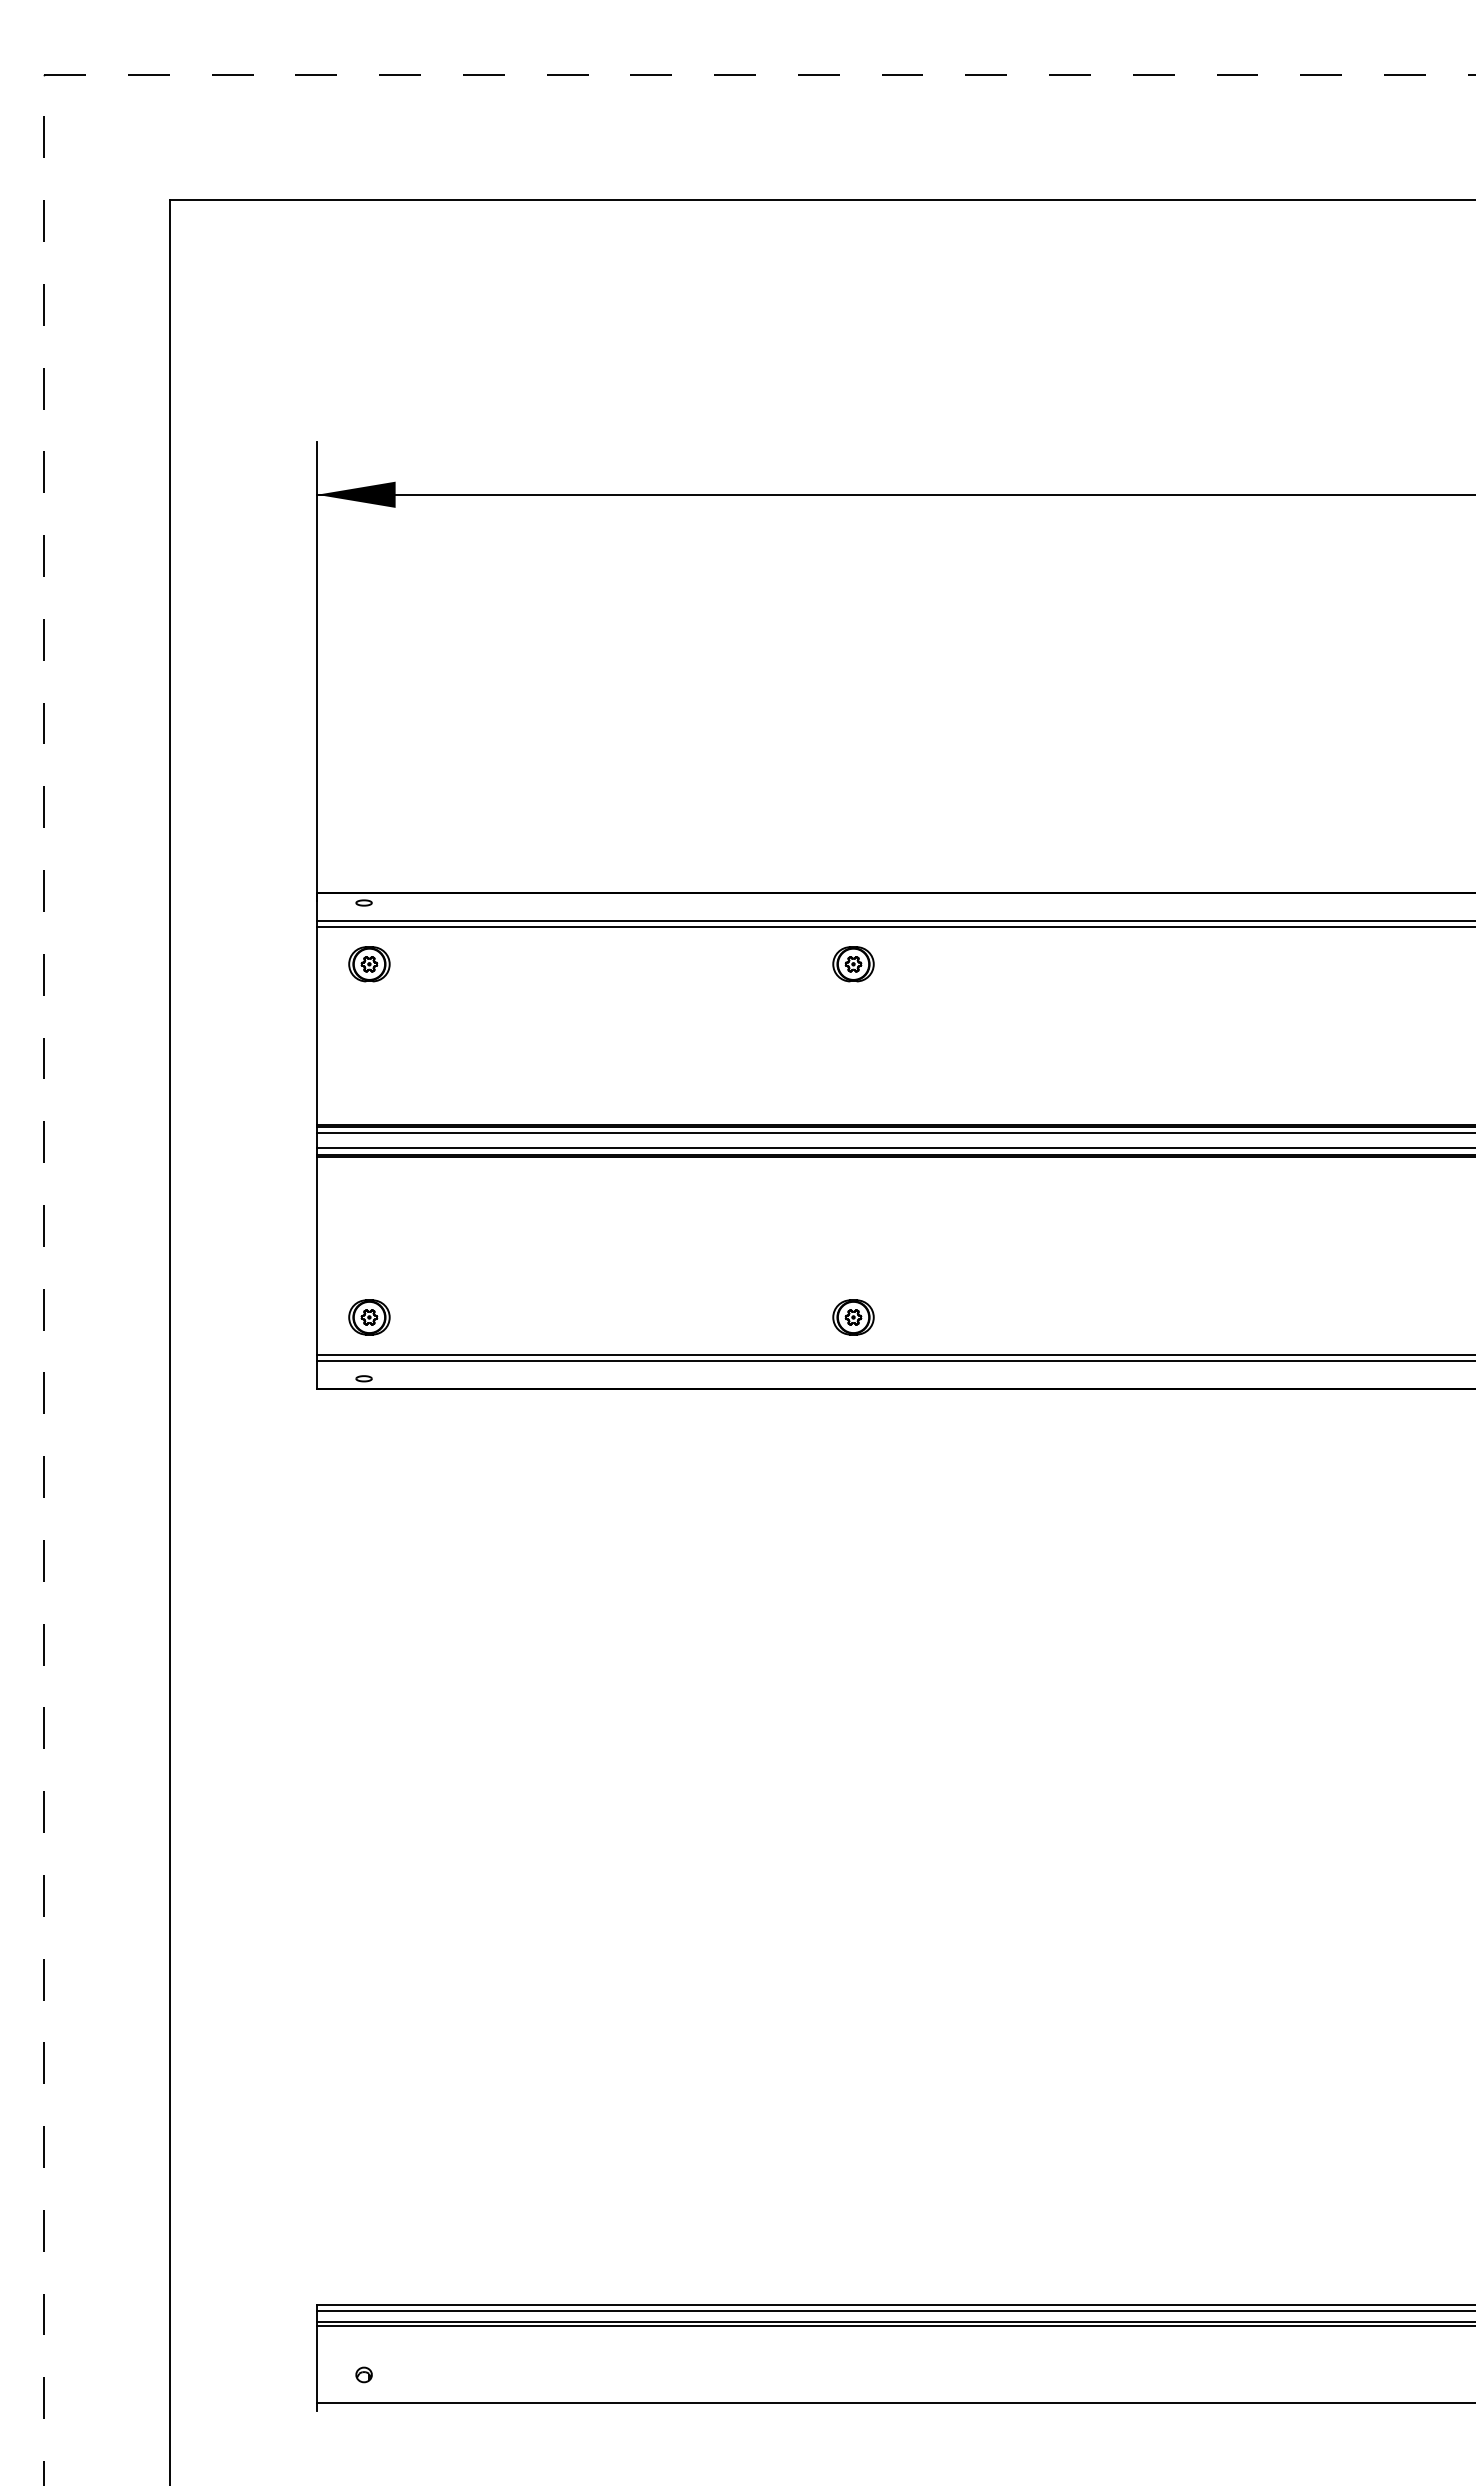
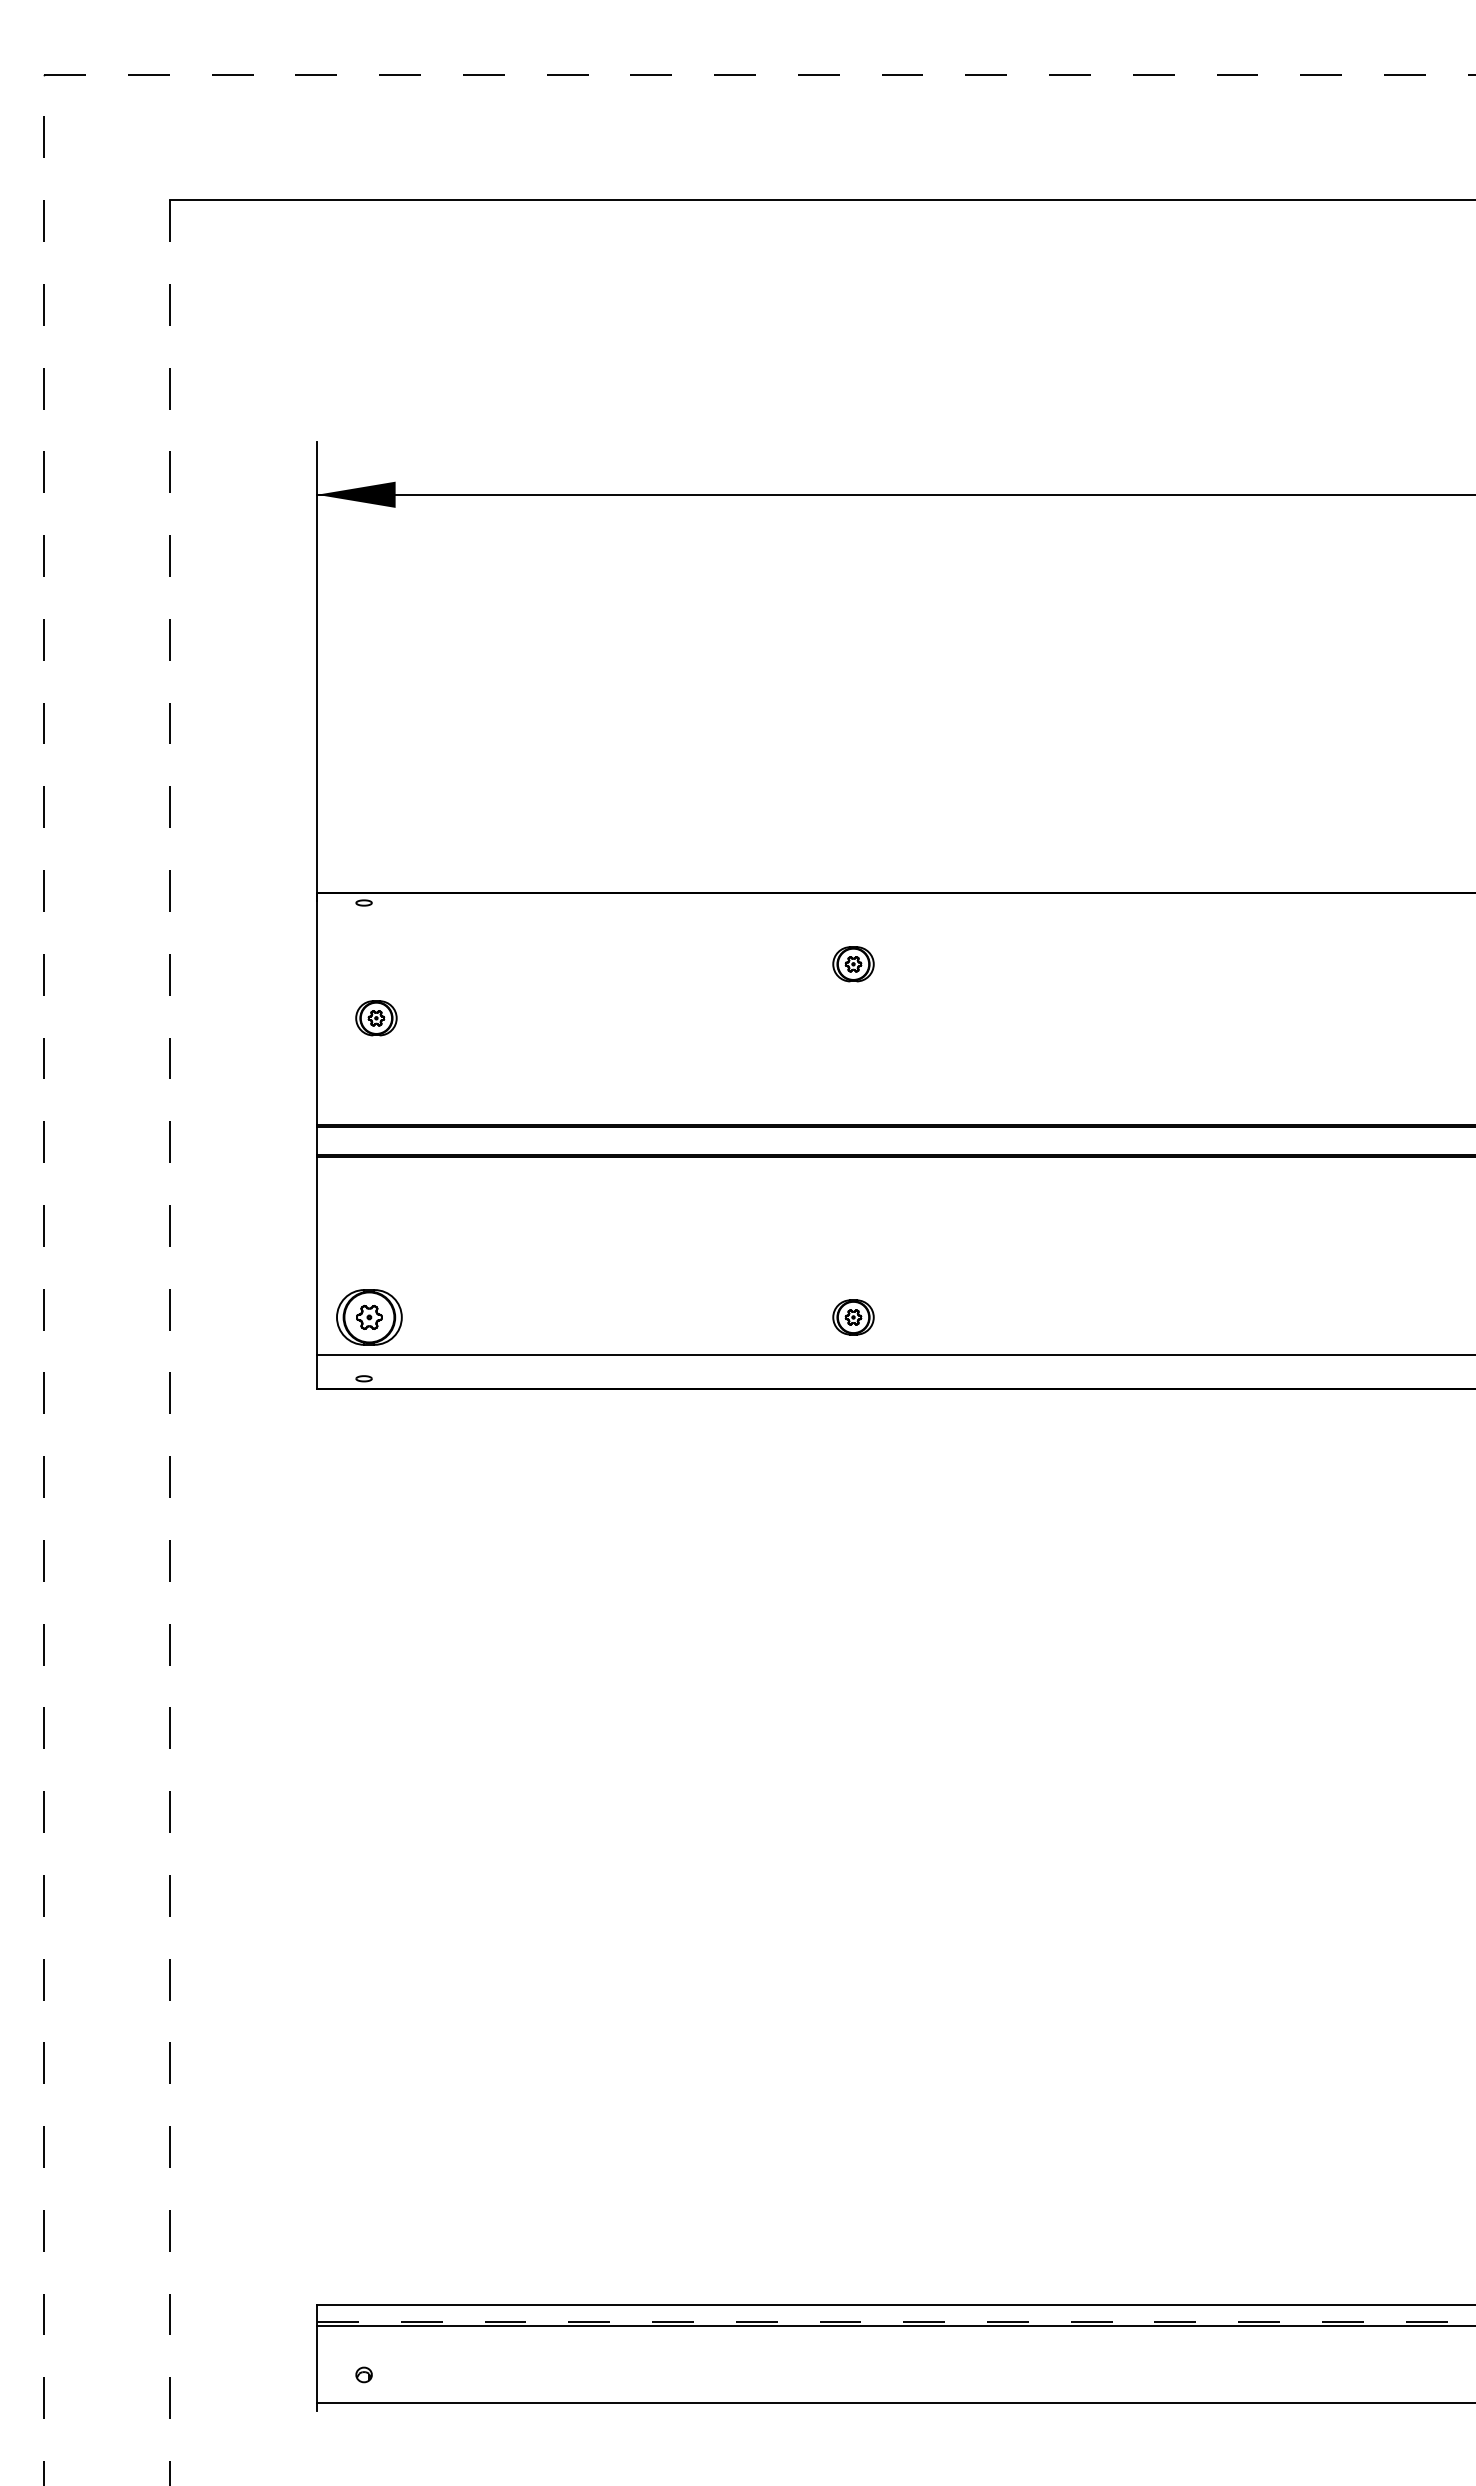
line: present -> none (894, 920)
line: present -> none (894, 926)
part position: (369, 964) -> (376, 1018) (376, 1018)
line: present -> none (894, 1133)
line: present -> none (894, 1148)
part size: 43x37 px -> 67x57 px (369, 1317)
line: solid -> dashed (169, 1343)
line: present -> none (894, 1360)
line: present -> none (894, 2310)
line: solid -> dashed (897, 2321)
